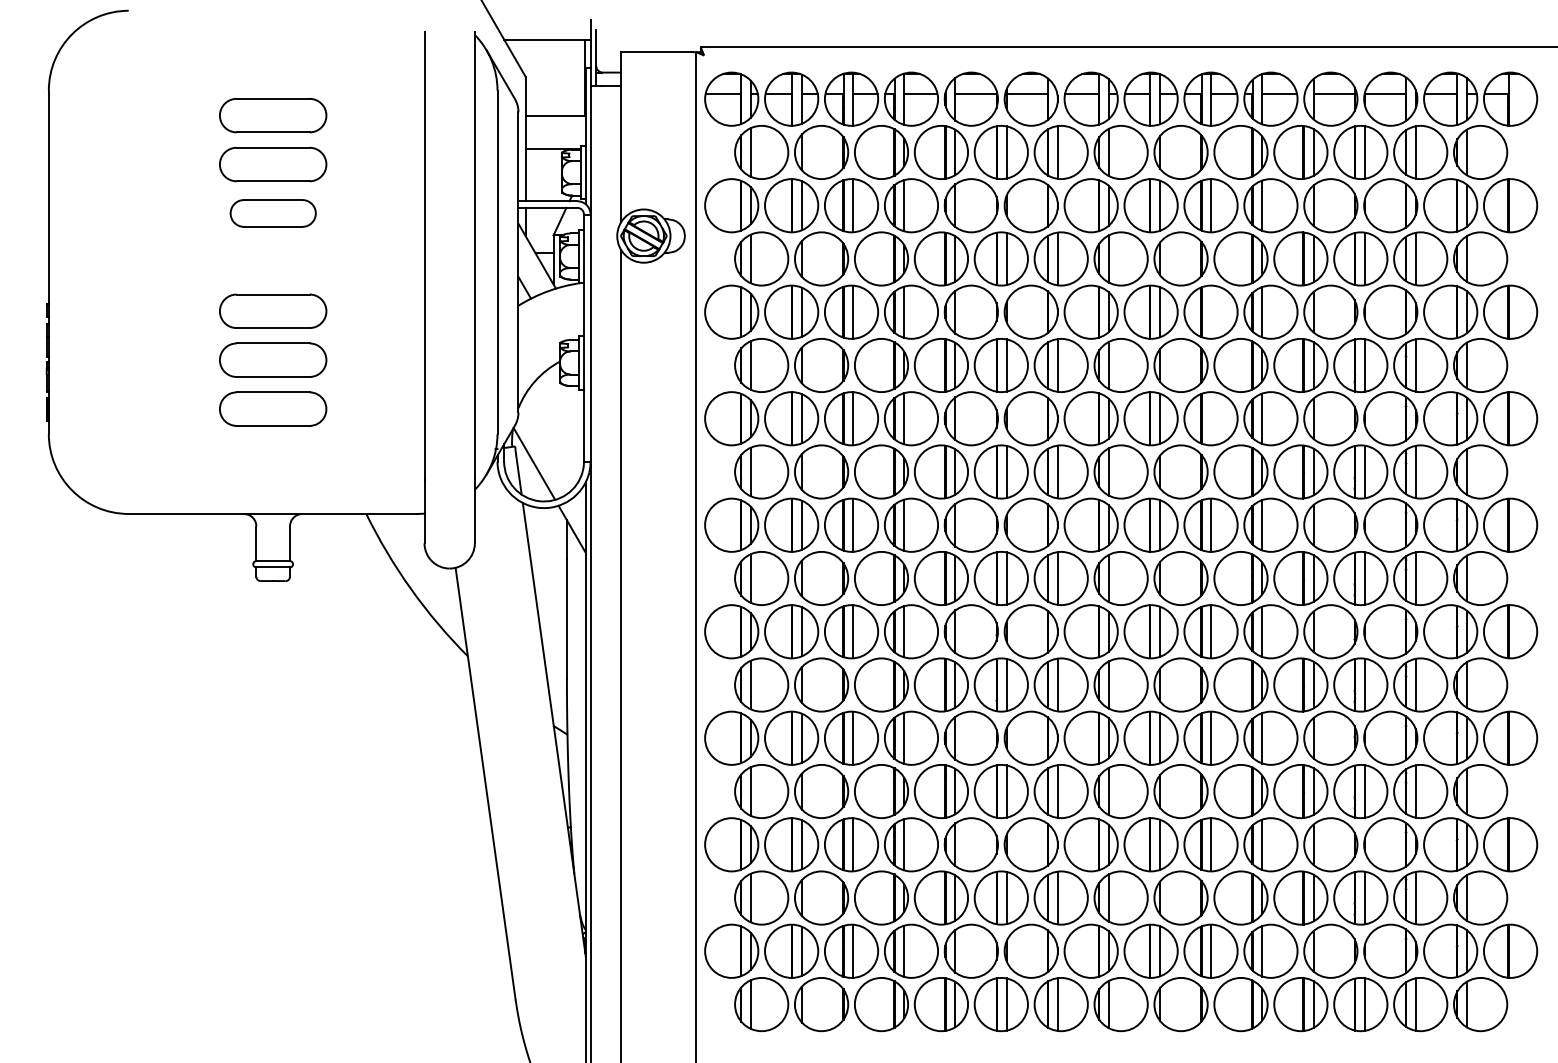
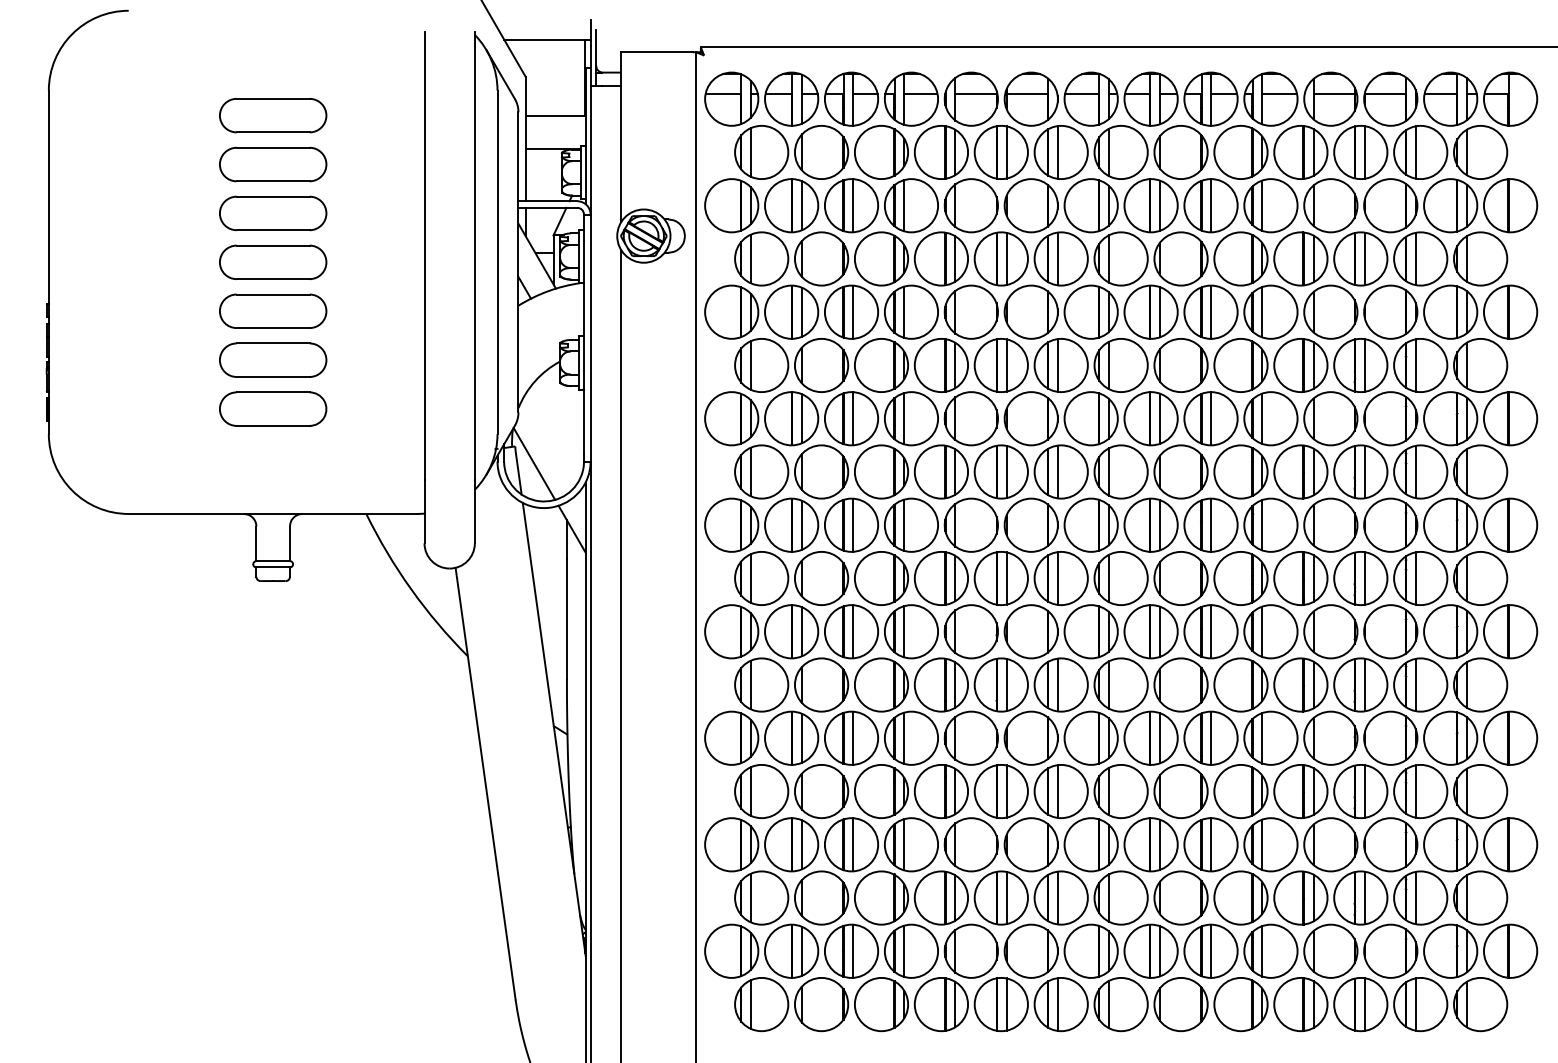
part size: 88x29 px -> 109x37 px (273, 213)
part: none -> present (273, 261)
line: none -> present (1211, 311)
line: none -> present (1211, 418)
